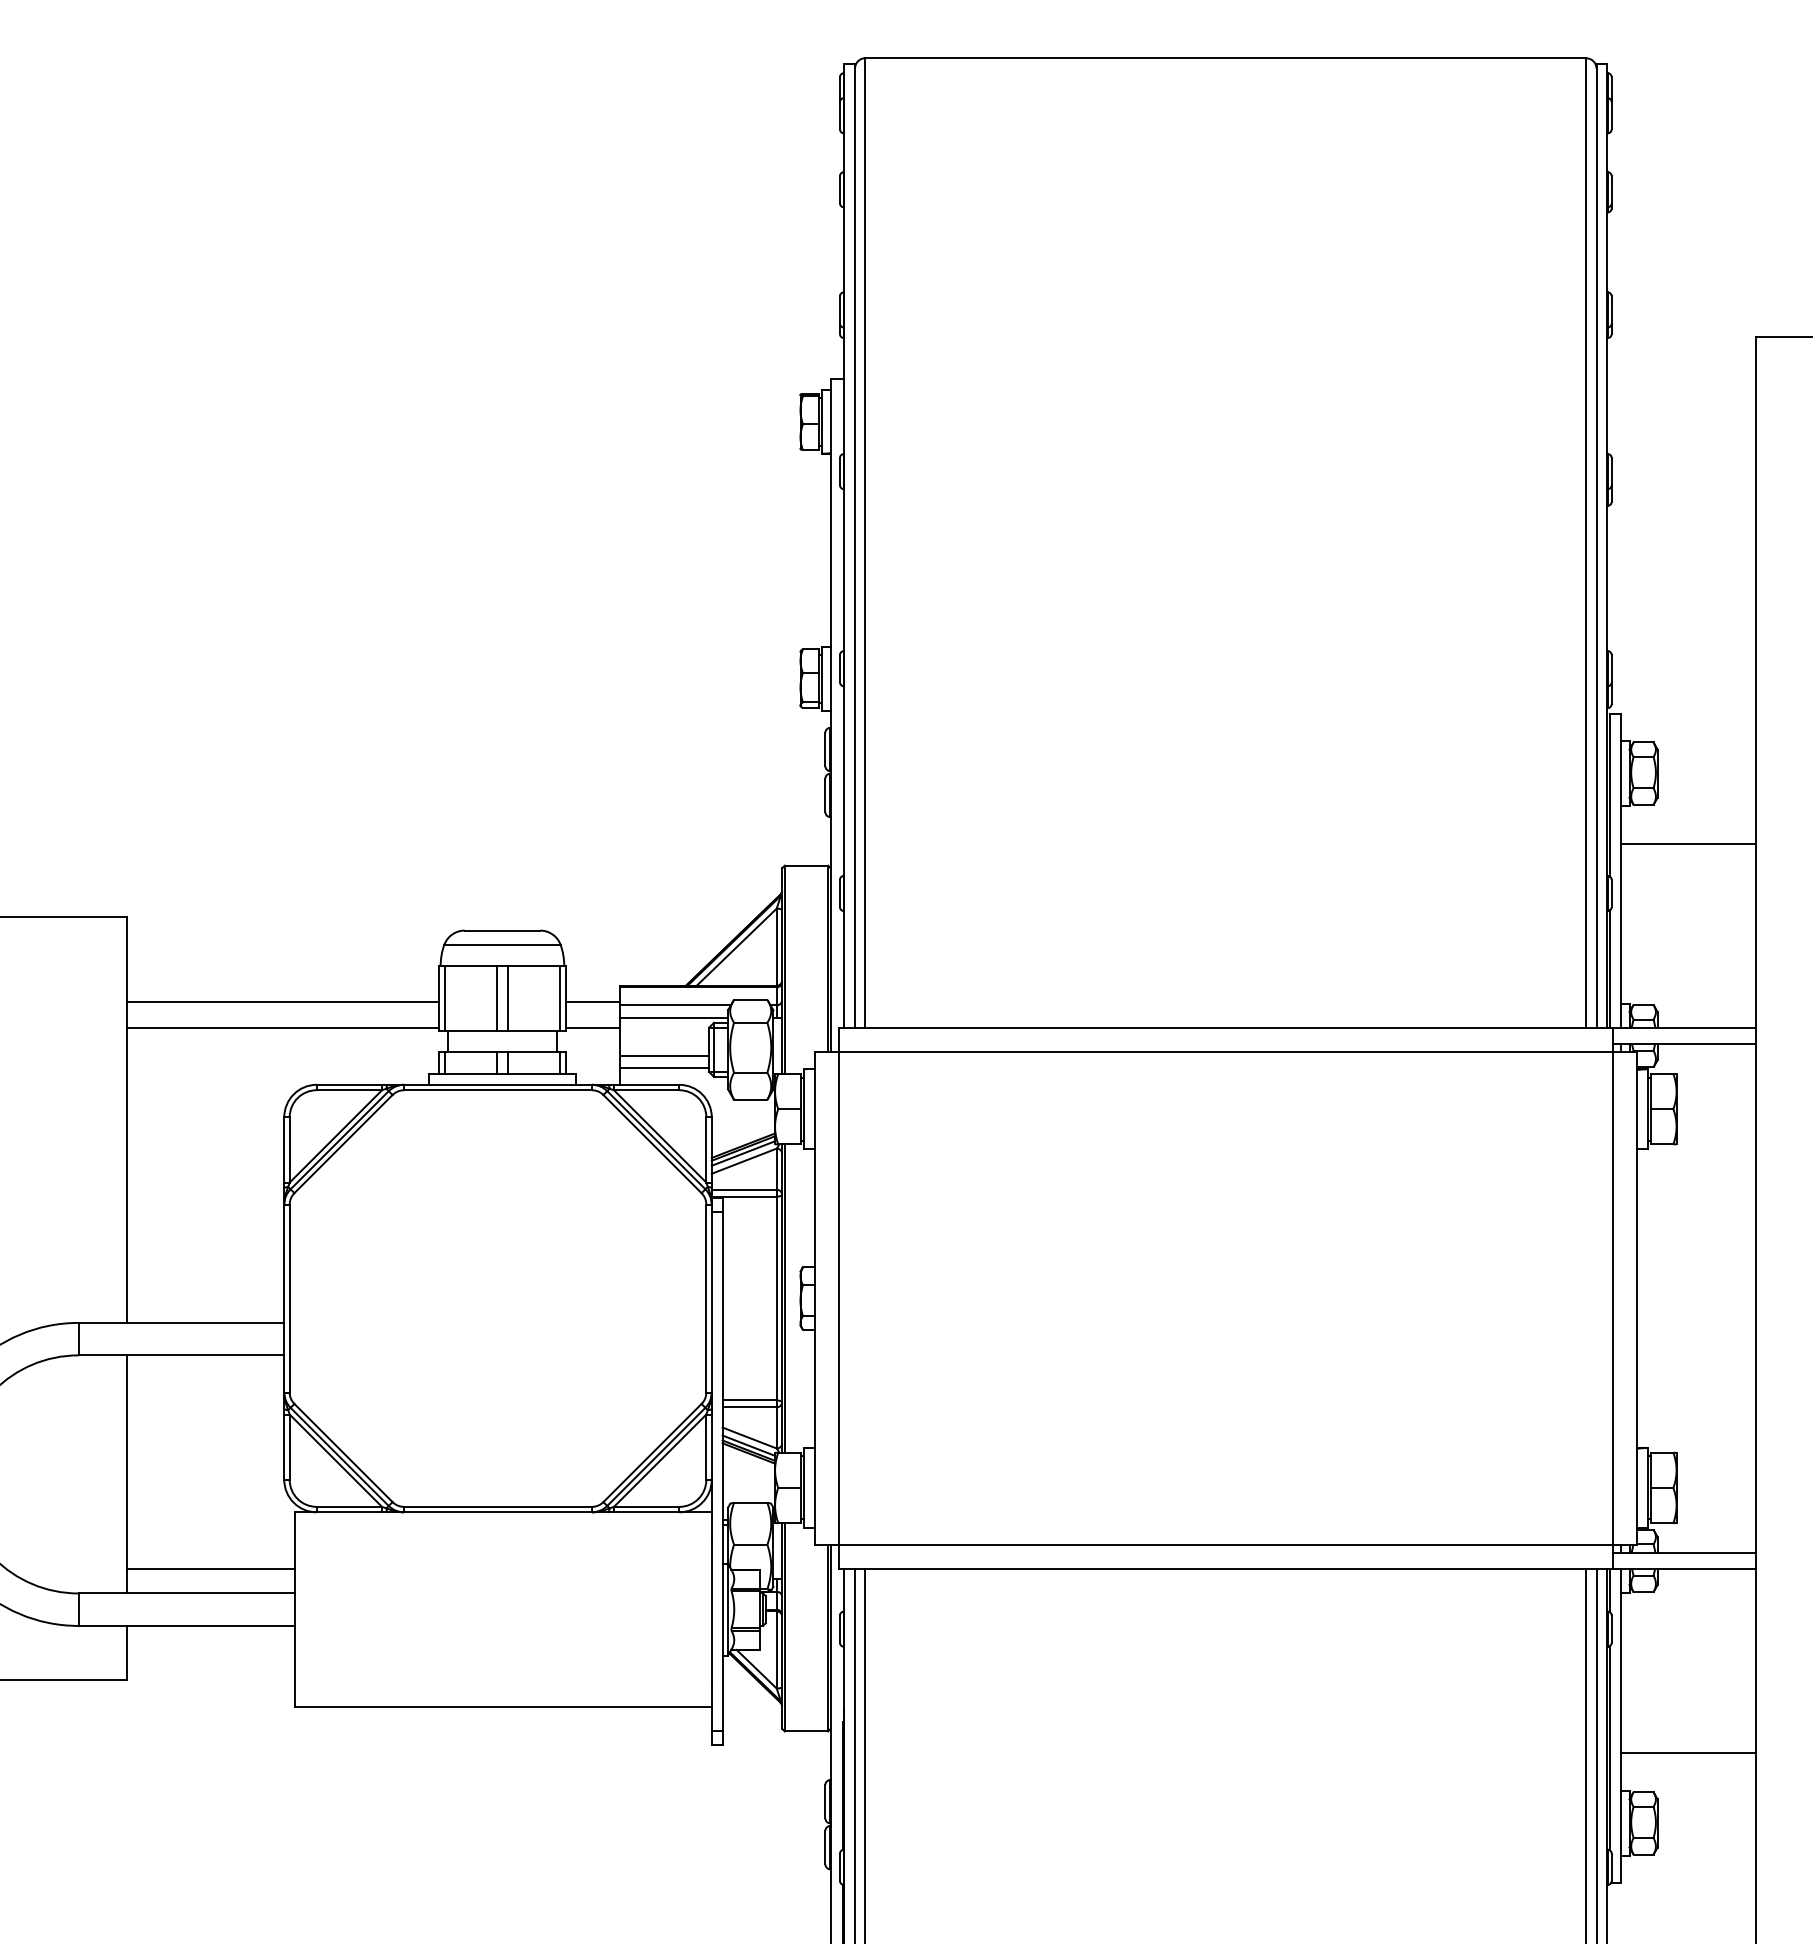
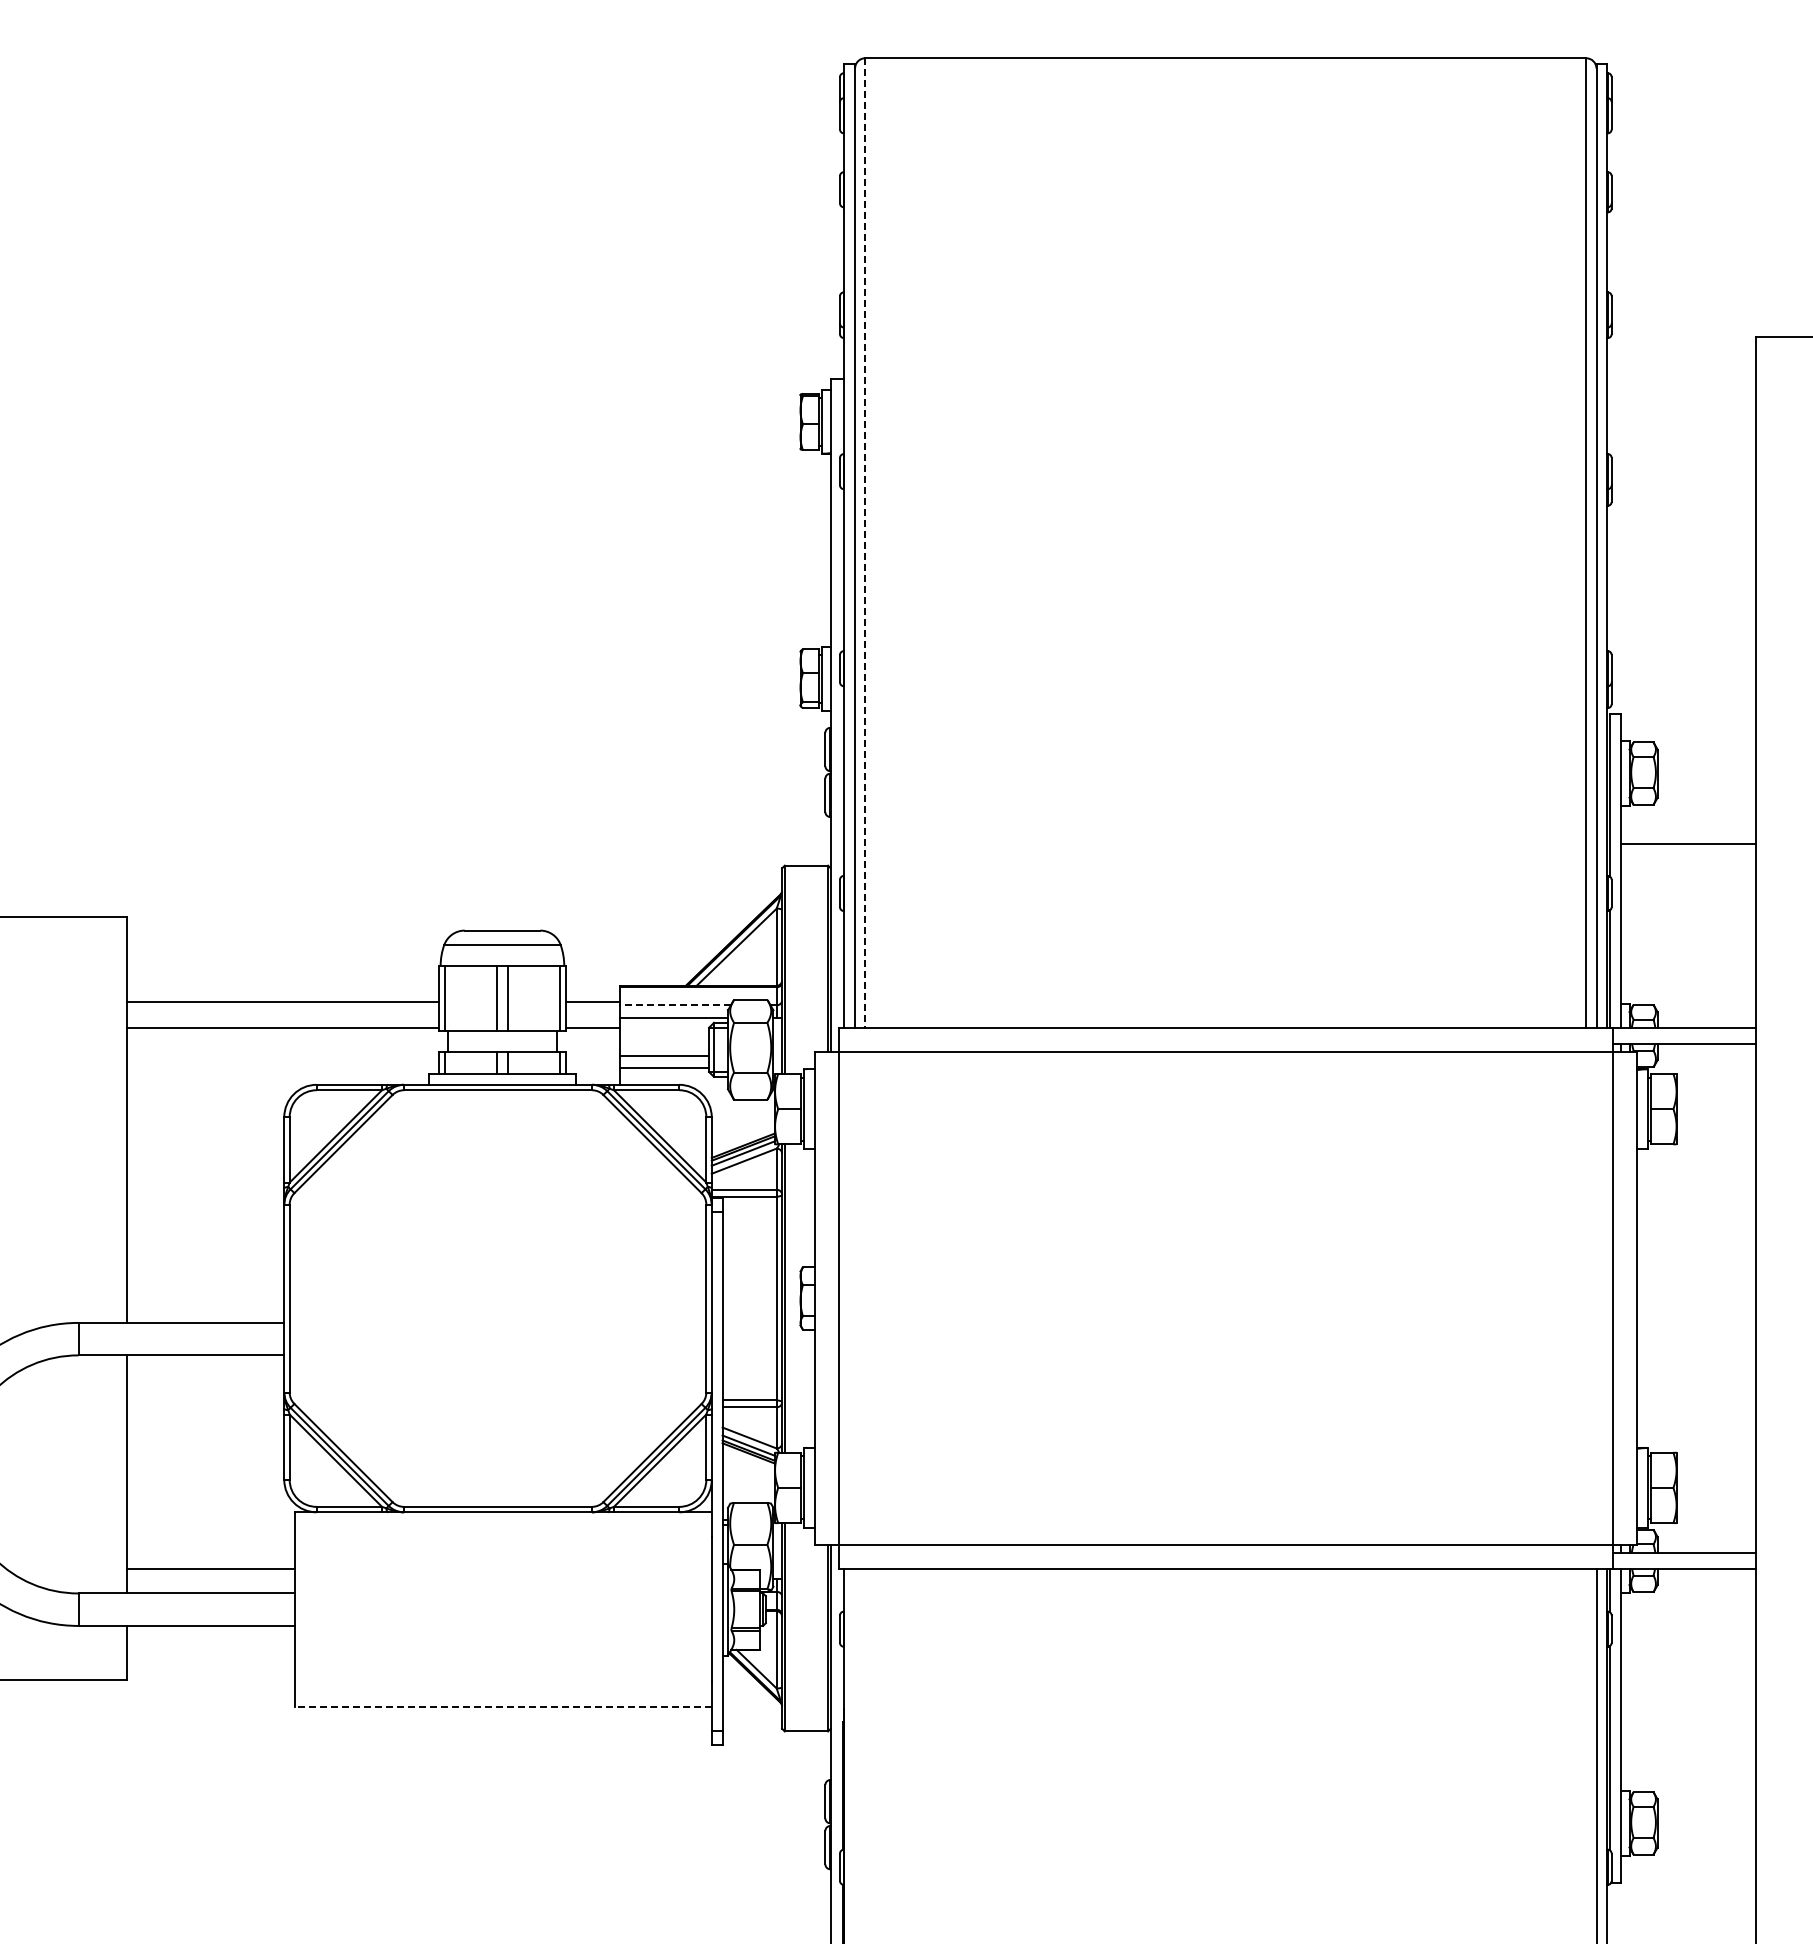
line: solid -> dashed (865, 543)
line: solid -> dashed (675, 1005)
line: solid -> dashed (502, 1707)
line: present -> none (1688, 1753)
line: present -> none (855, 1754)
line: present -> none (865, 1754)
line: present -> none (1586, 1754)
